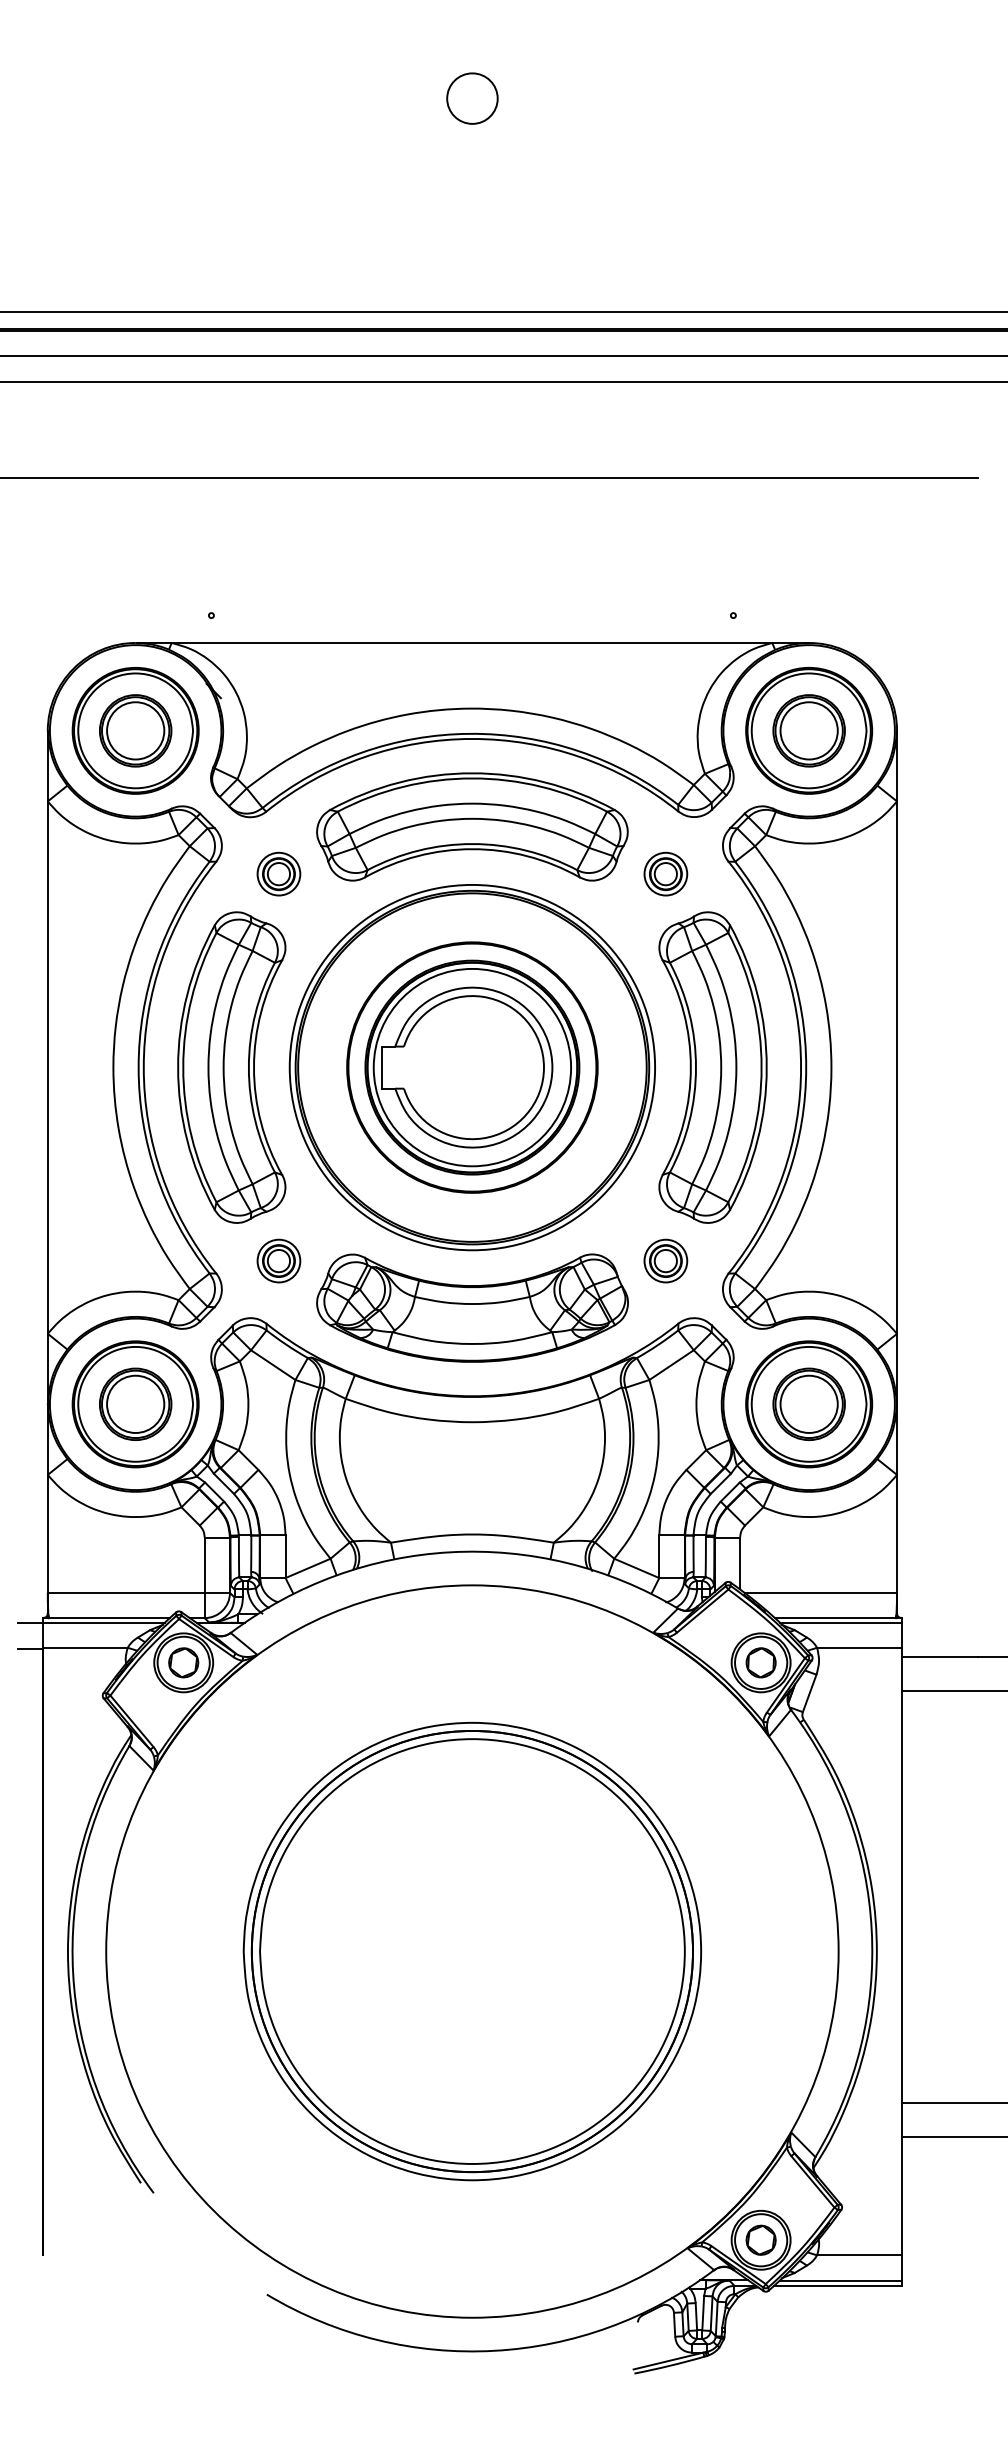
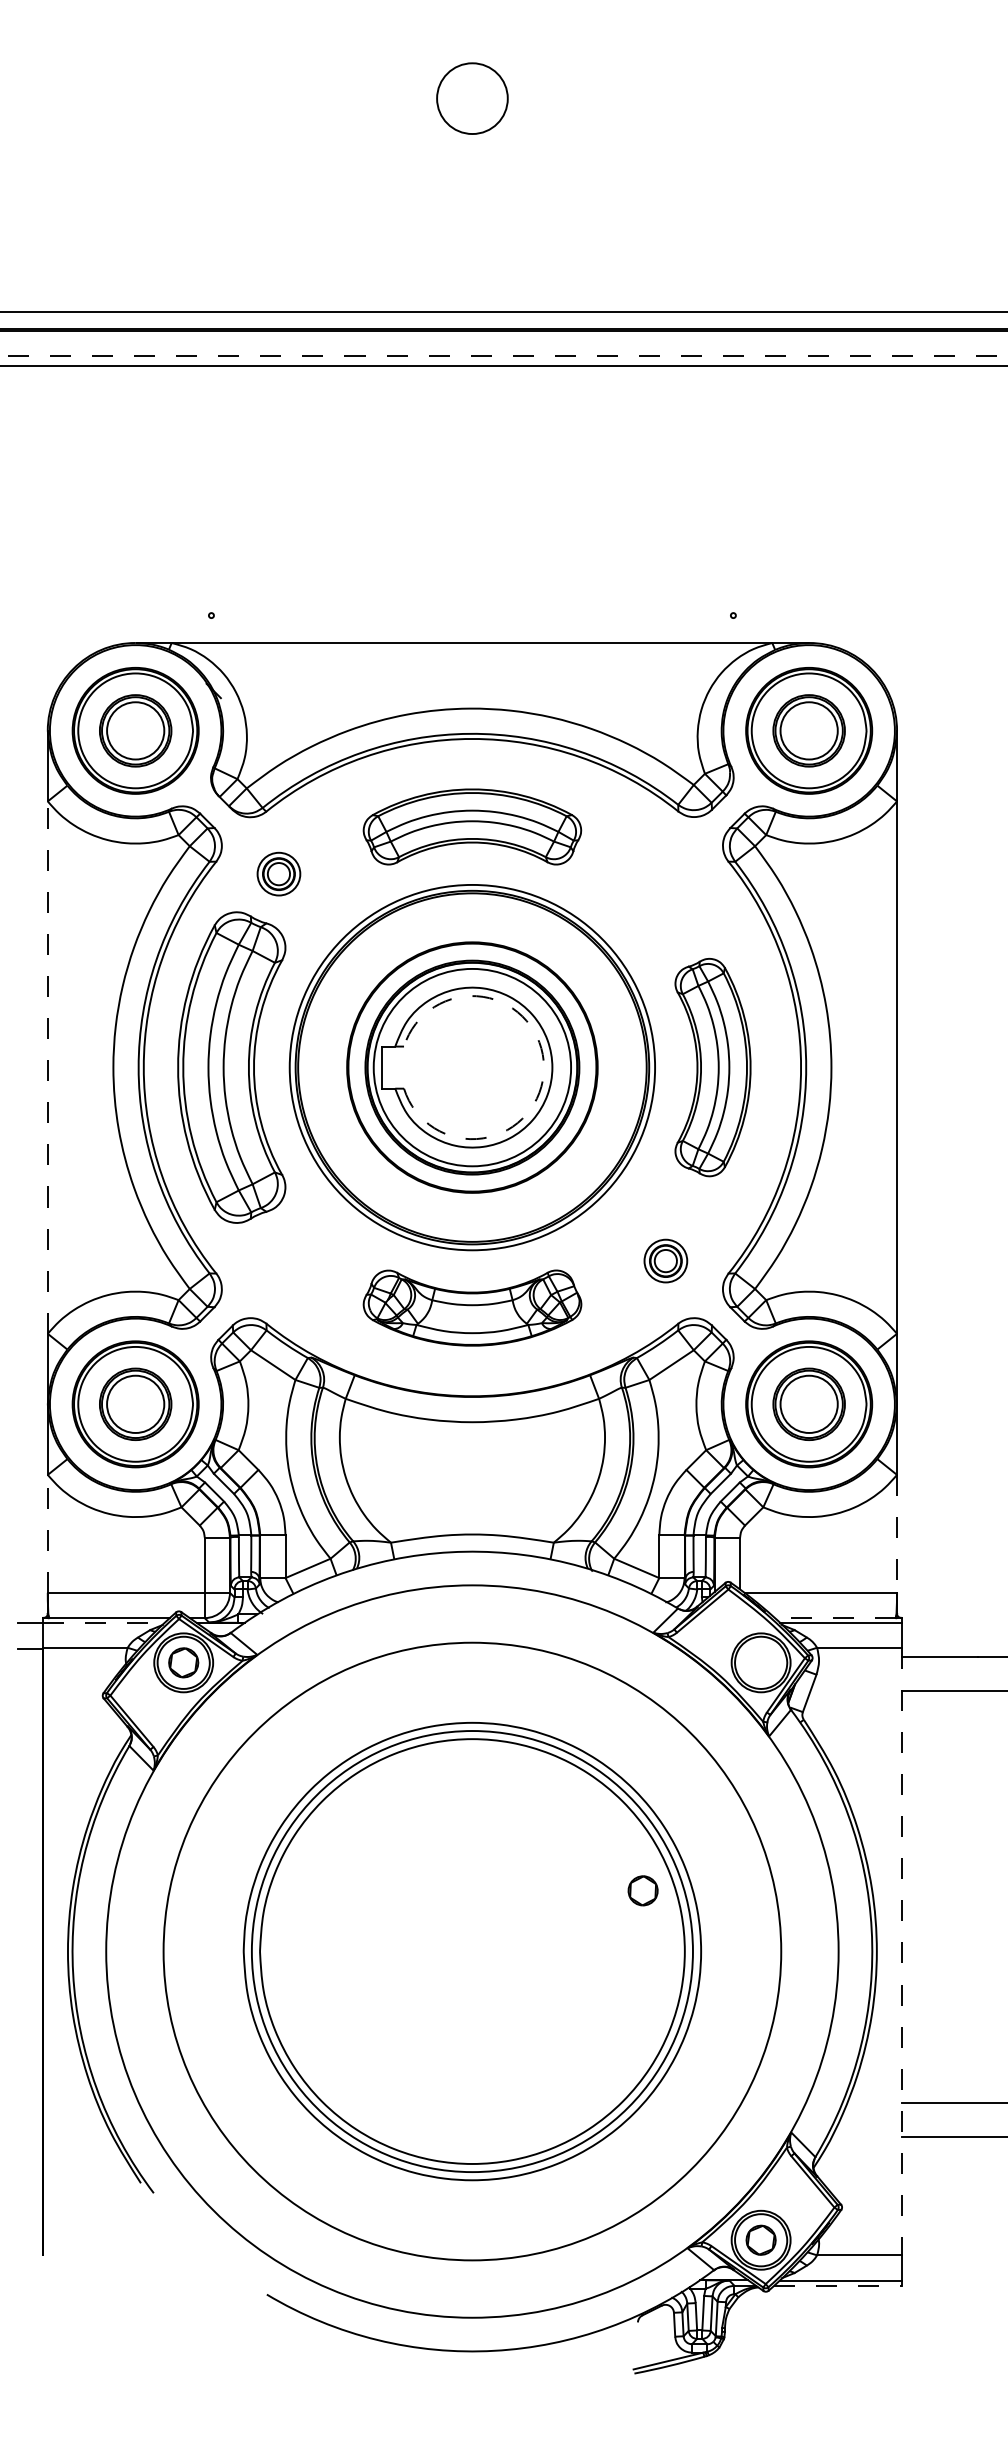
circle diameter: 51 px -> 71 px (472, 98)
line: solid -> dashed (503, 356)
line position: (503, 381) -> (503, 365) (503, 365)
line: present -> none (489, 478)
part size: 313x110 px -> 221x78 px (472, 826)
part: present -> none (665, 873)
line: solid -> dashed (47, 1067)
arc: solid -> dashed (543, 1067)
part size: 110x313 px -> 78x220 px (712, 1067)
part: present -> none (278, 1260)
part size: 313x110 px -> 221x78 px (472, 1307)
line: solid -> dashed (47, 1533)
line: solid -> dashed (897, 1533)
line: solid -> dashed (834, 1618)
line: solid -> dashed (104, 1622)
part position: (760, 1662) -> (642, 1890) (642, 1890)
circle diameter: 441 px -> 618 px (472, 1951)
line: solid -> dashed (901, 1951)
line: solid -> dashed (837, 2286)
